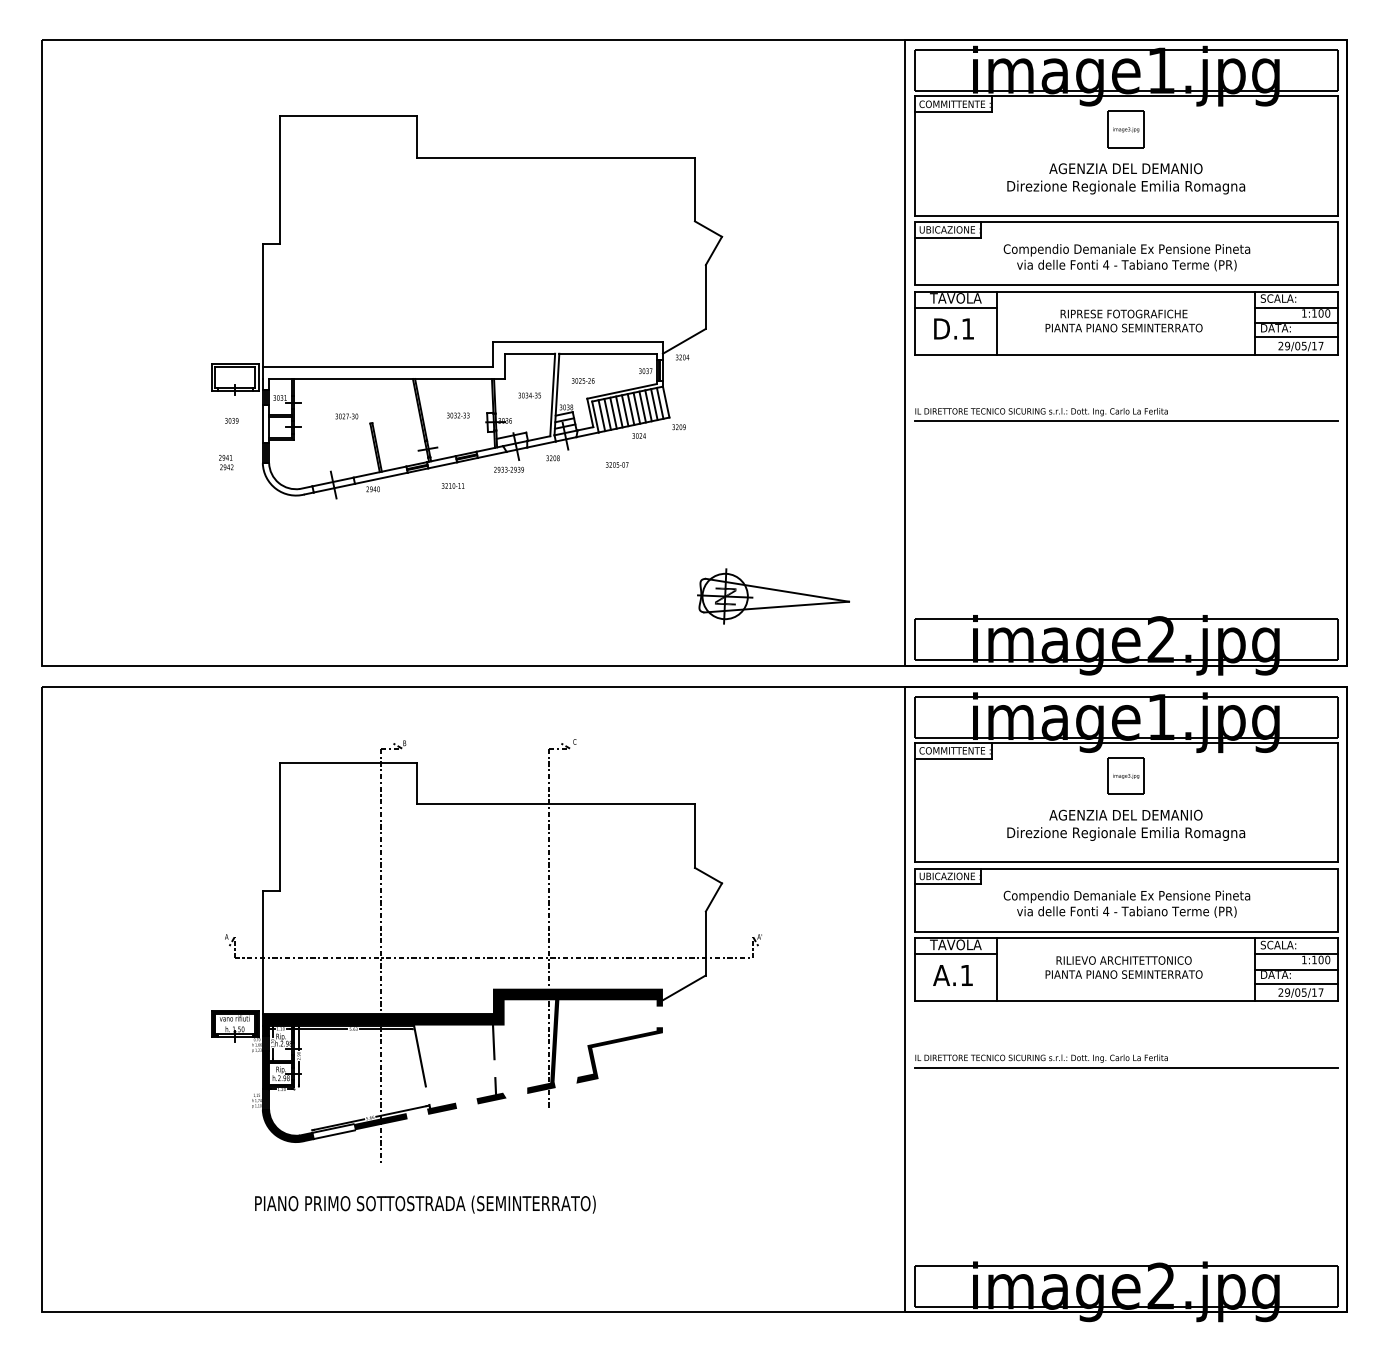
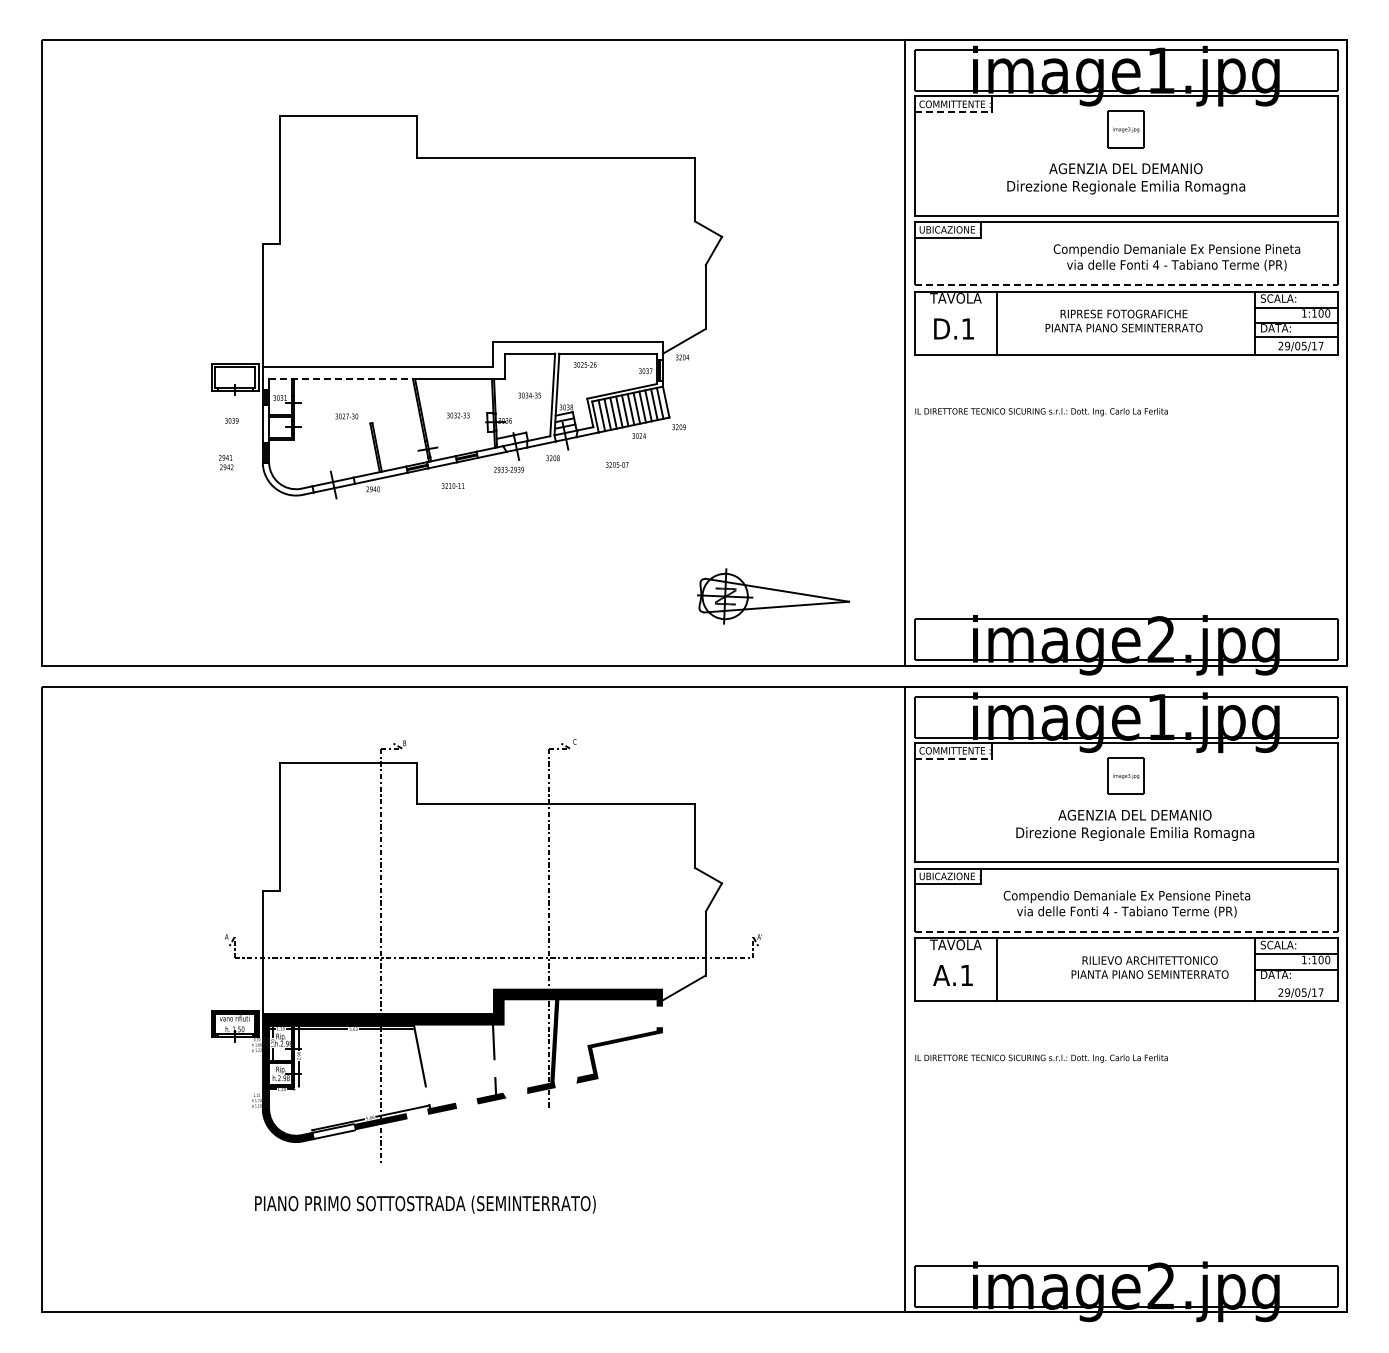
line: solid -> dashed (953, 112)
text position: (1126, 257) -> (1176, 257) (1176, 257)
line: solid -> dashed (1126, 285)
line: present -> none (955, 307)
line: solid -> dashed (341, 379)
text position: (583, 380) -> (585, 364) (585, 364)
line: present -> none (1125, 421)
line: solid -> dashed (953, 758)
text position: (1126, 824) -> (1135, 824) (1135, 824)
line: solid -> dashed (1126, 931)
line: present -> none (955, 954)
text position: (1123, 967) -> (1149, 967) (1149, 967)
line: present -> none (1296, 983)
line: present -> none (1125, 1067)
